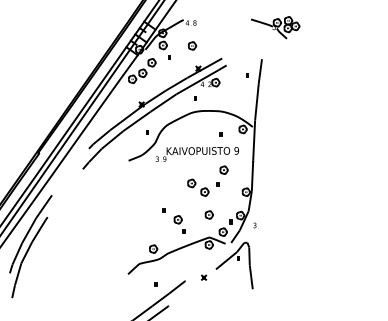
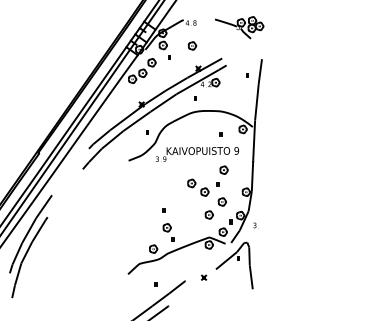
part position: (275, 27) -> (239, 27) (239, 27)
part: none -> present (221, 201)
part position: (179, 224) -> (168, 232) (168, 232)
